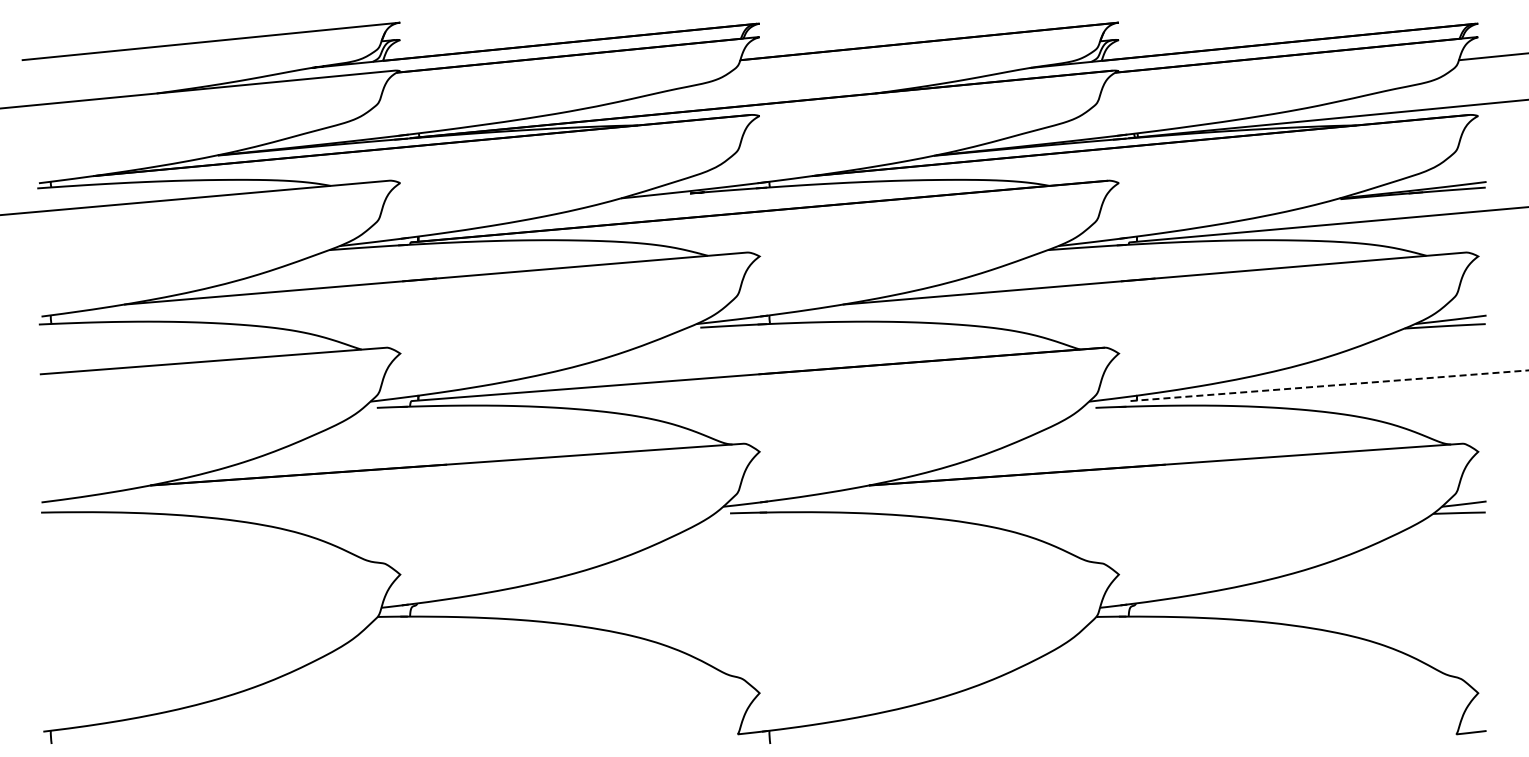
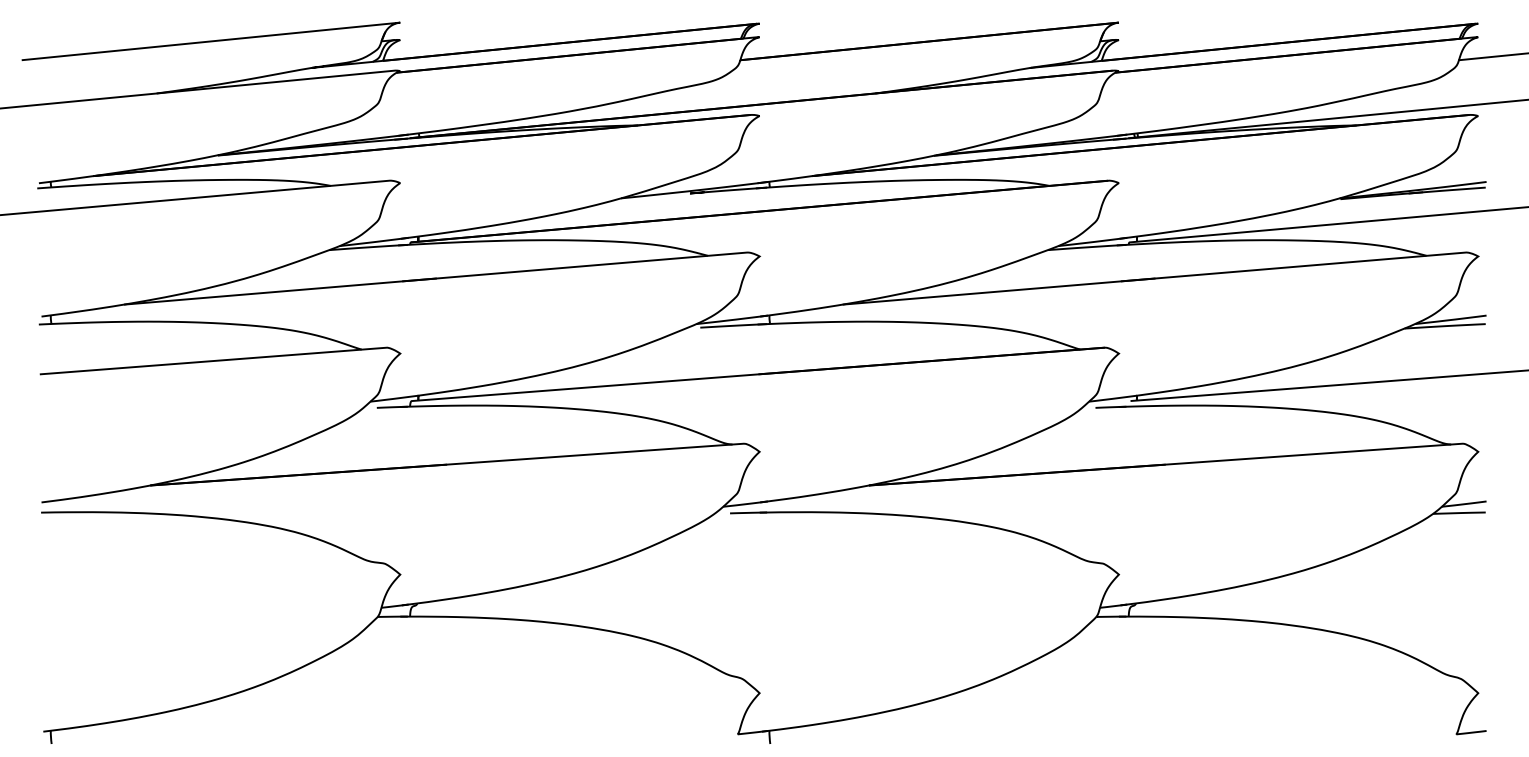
line: dashed -> solid (1330, 385)
